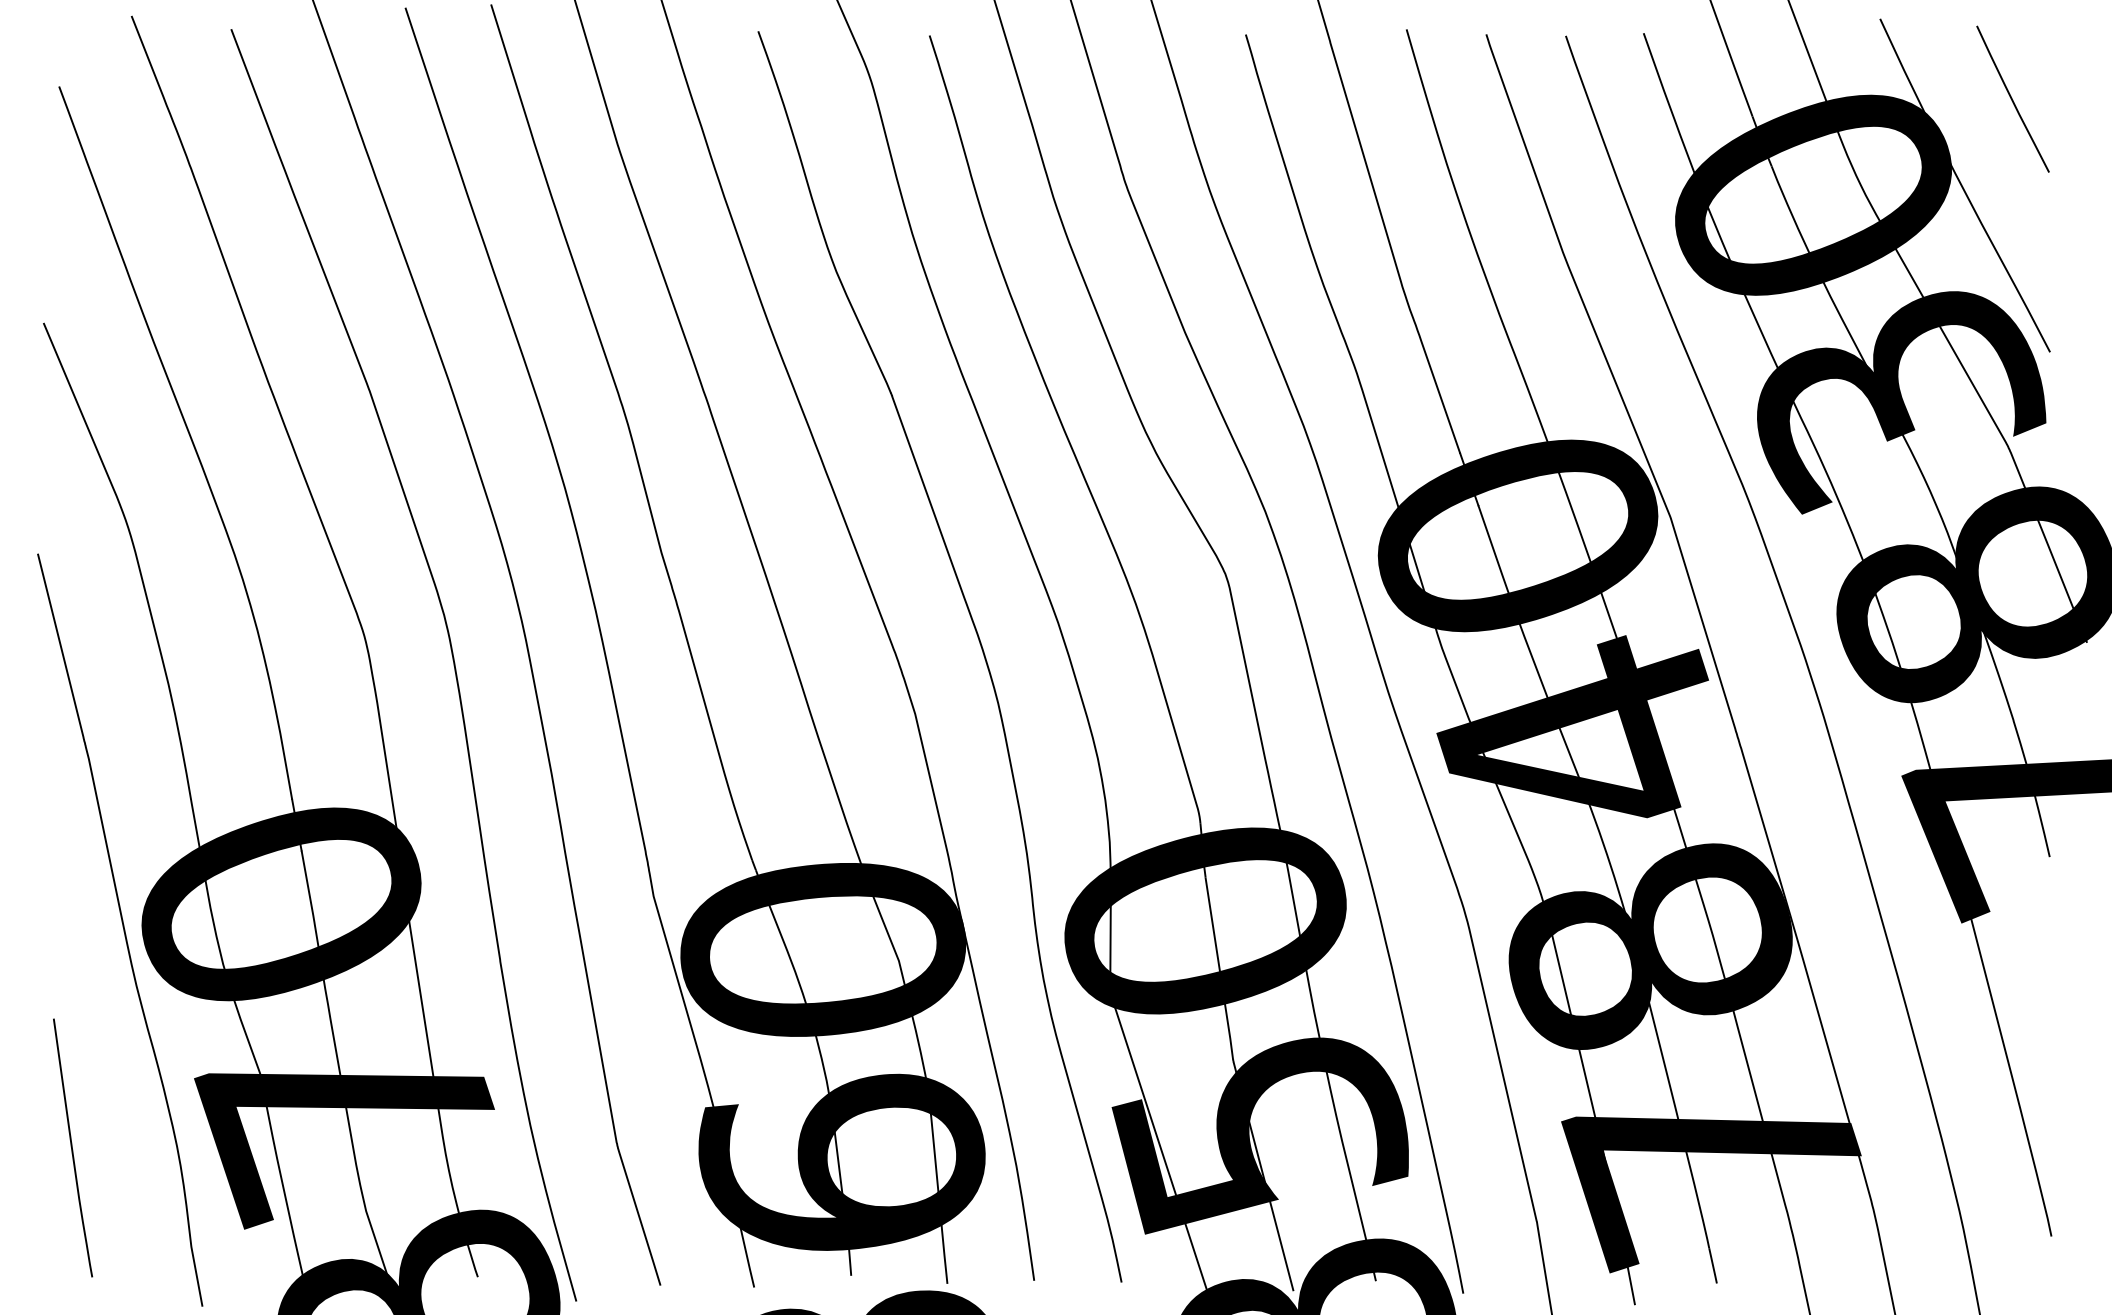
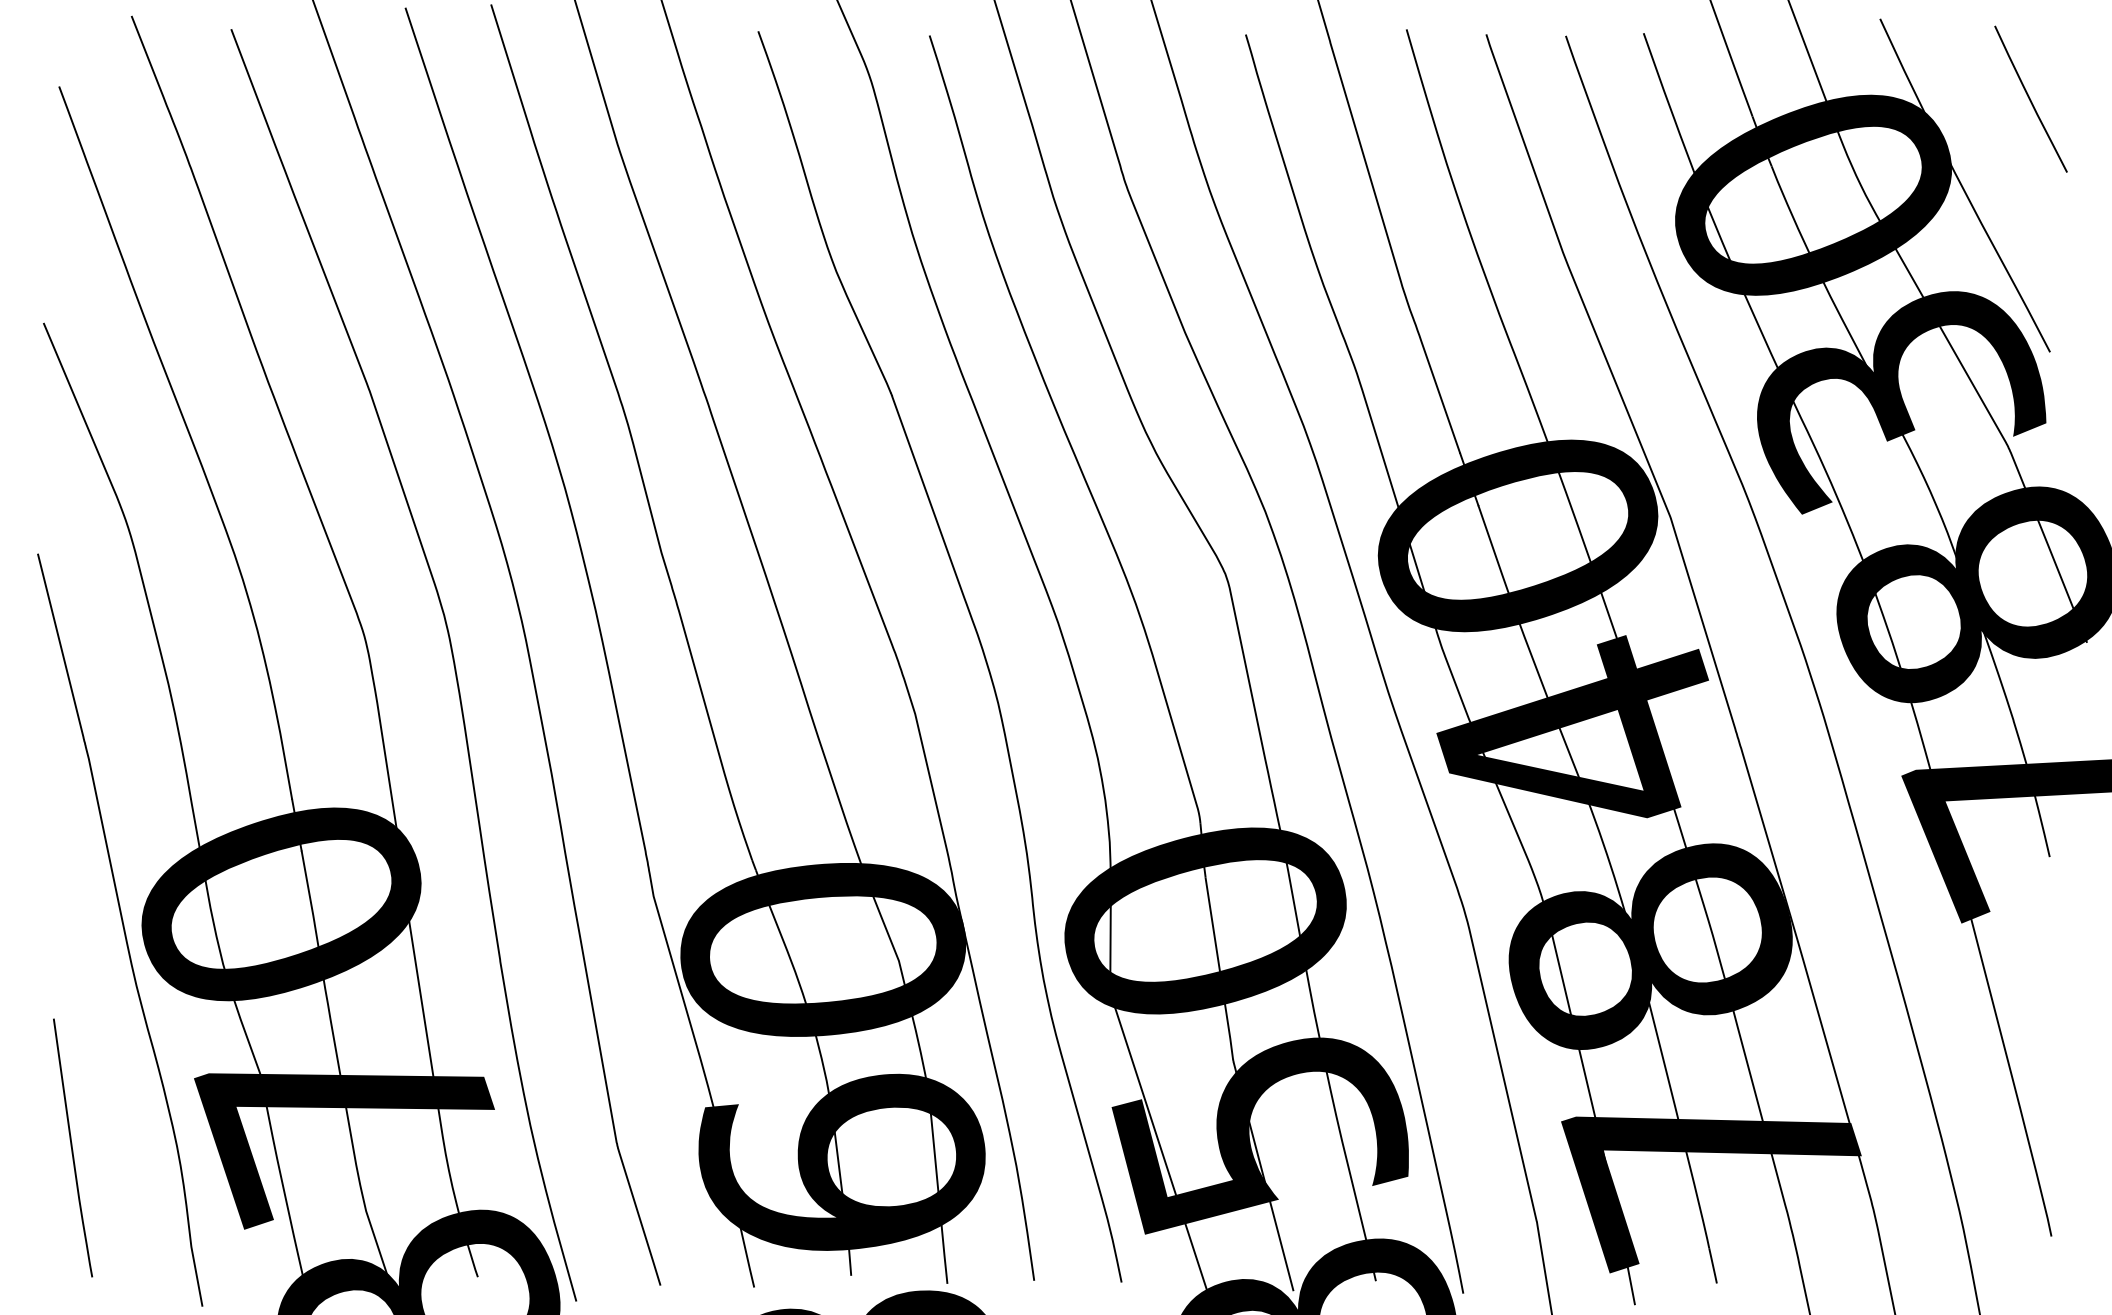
curve position: (2012, 98) -> (2030, 98) (2030, 98)
